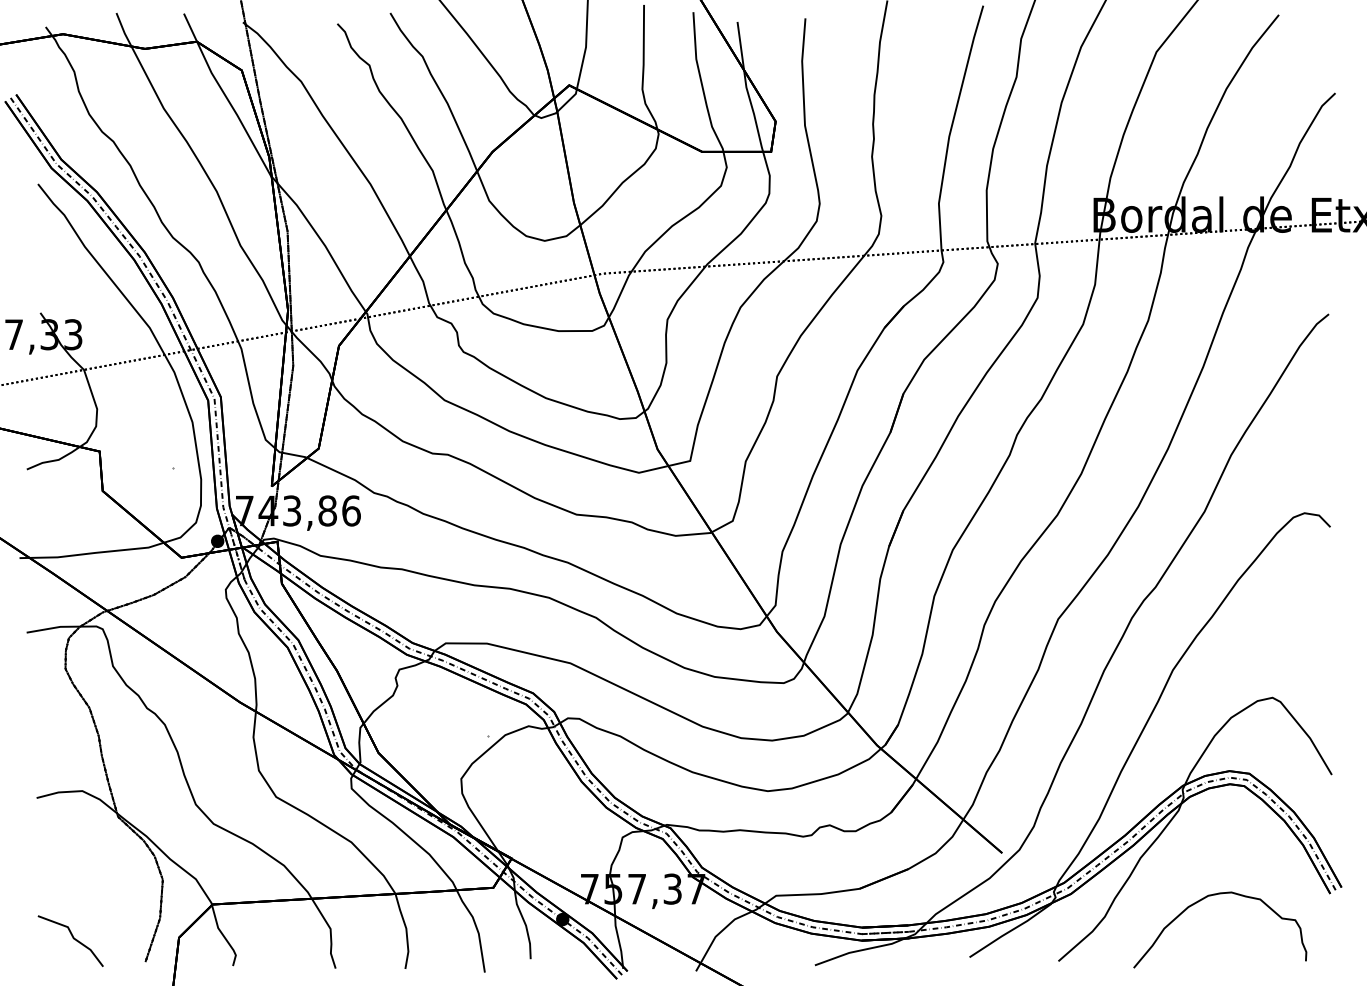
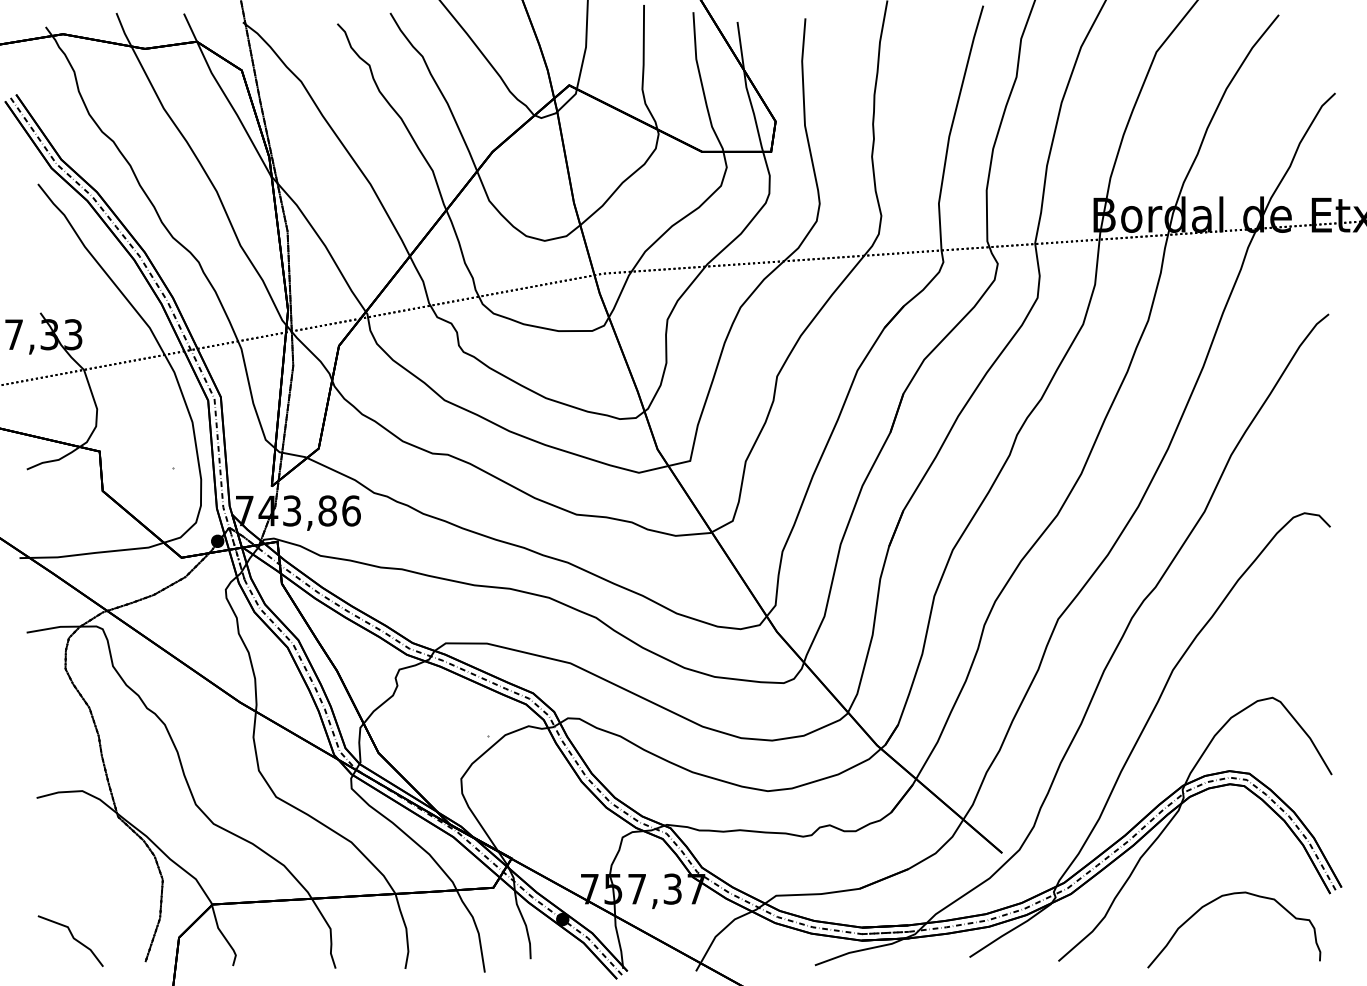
curve position: (1202, 900) -> (1216, 900) (1216, 900)
